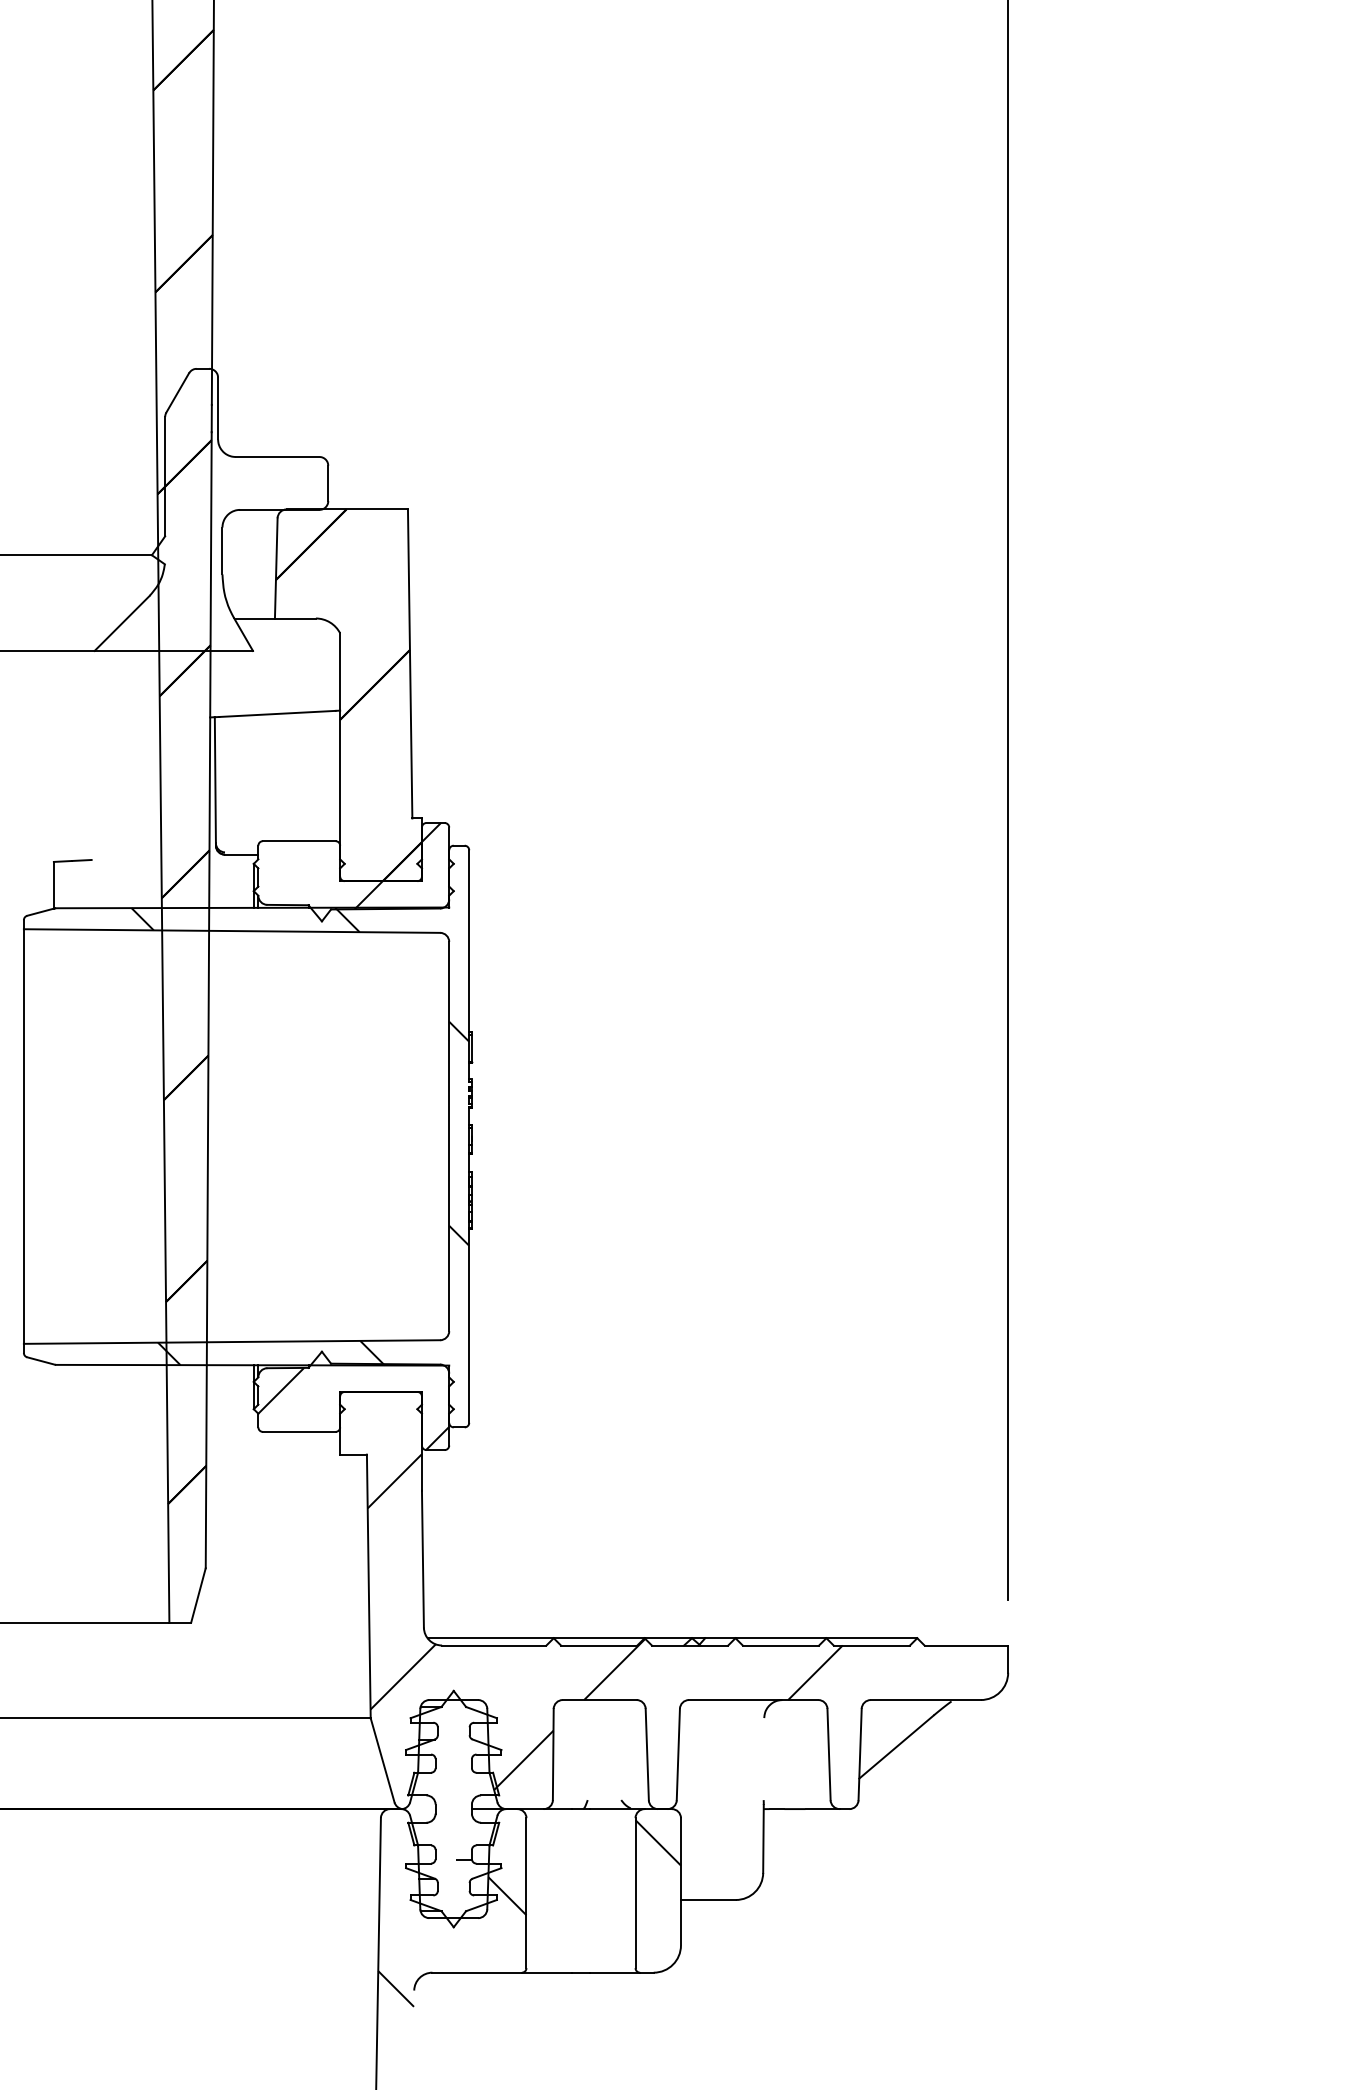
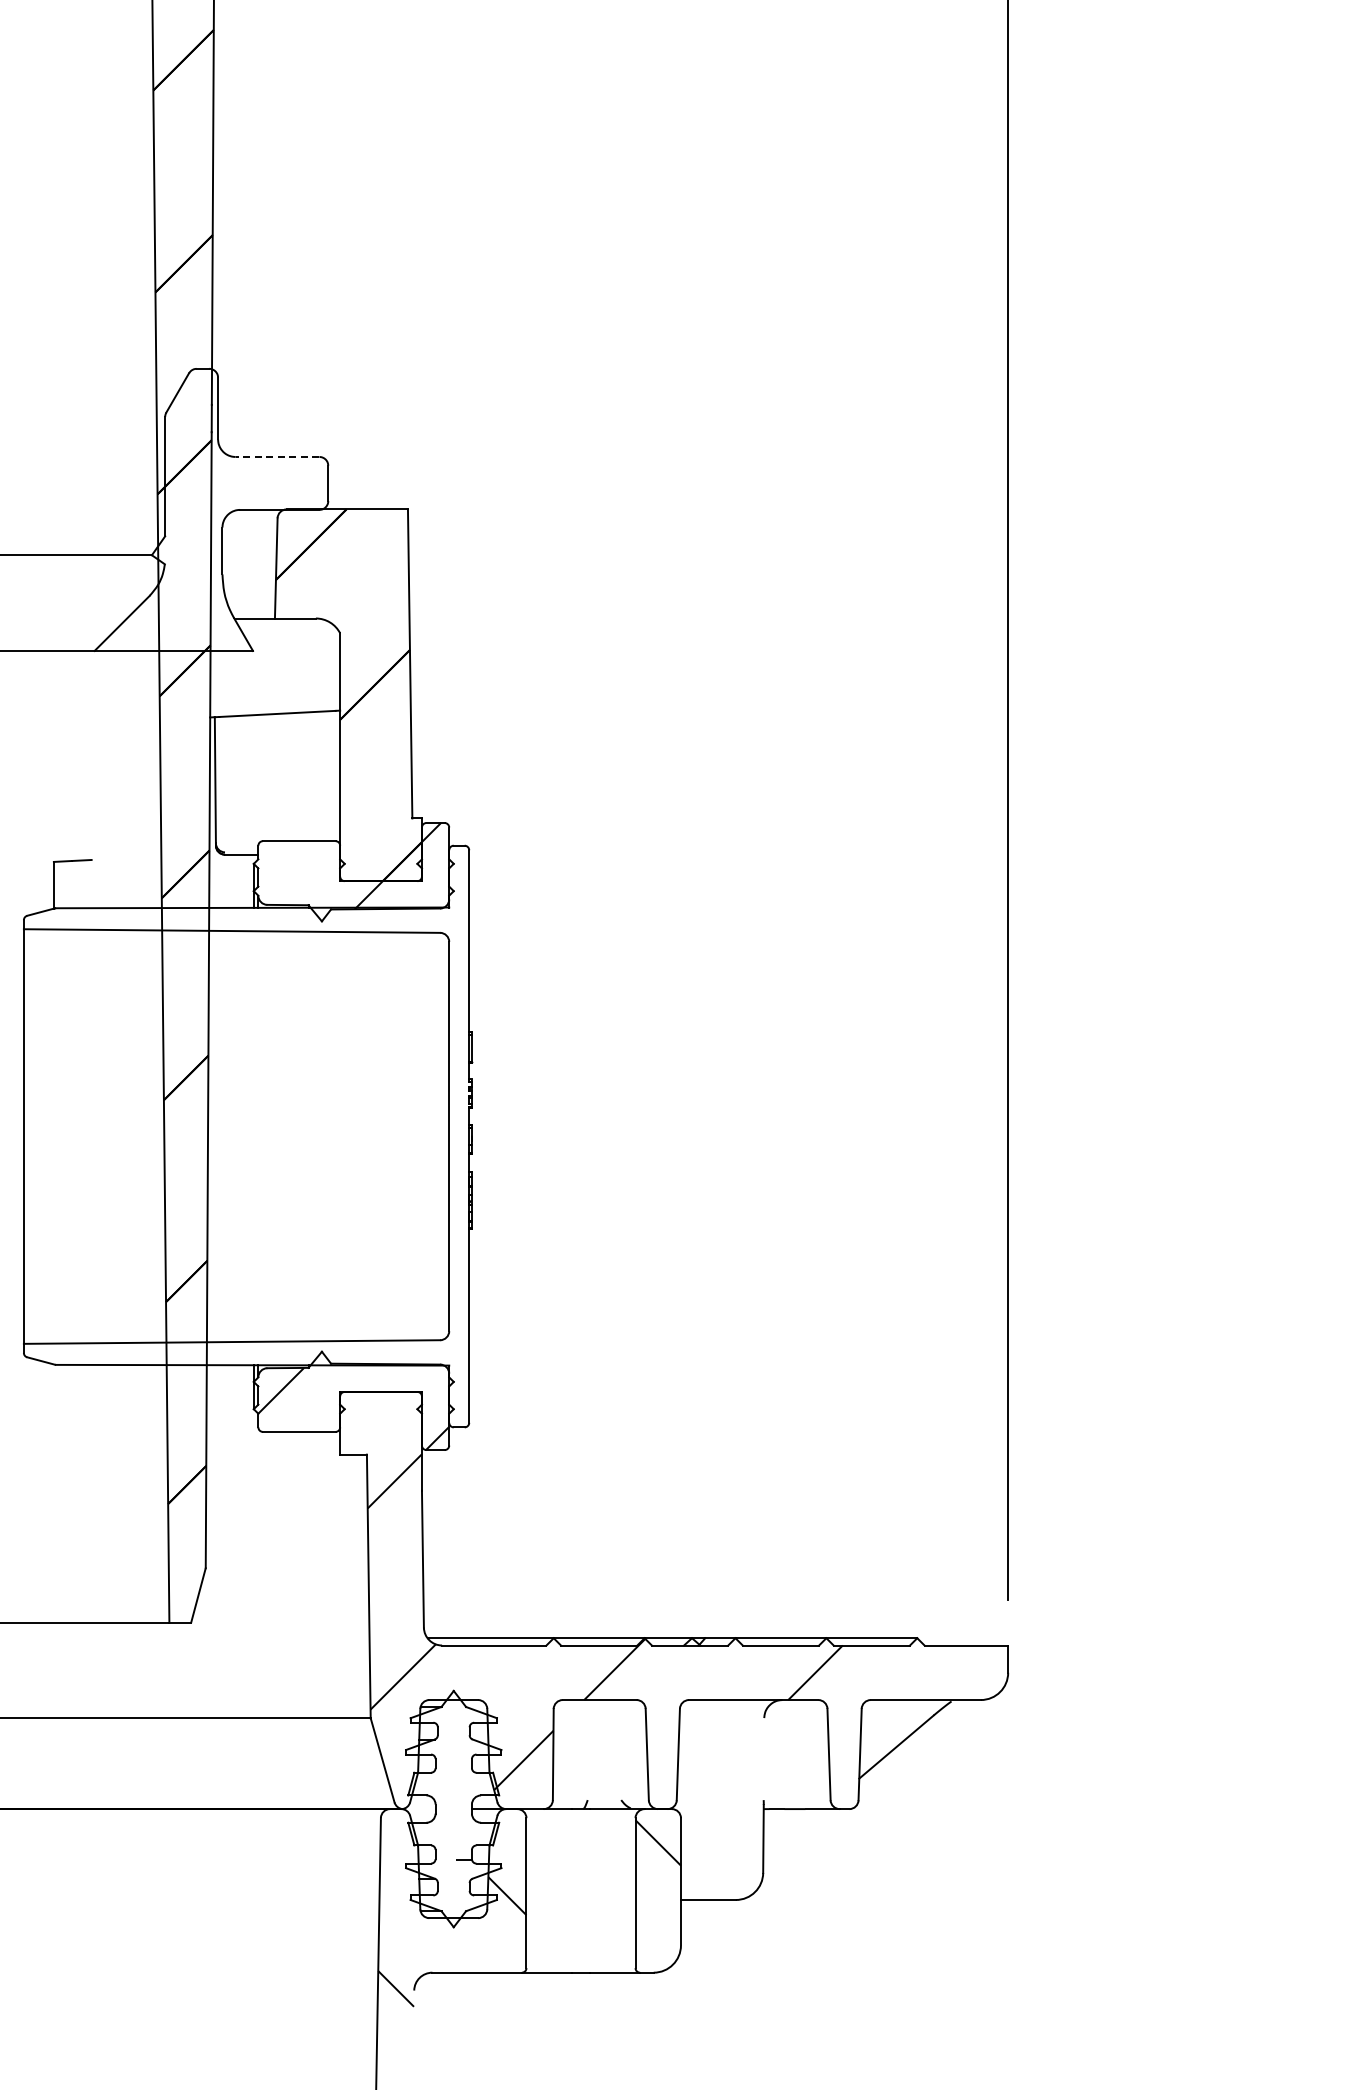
line: solid -> dashed (277, 457)
hatch: present -> none (300, 1136)
